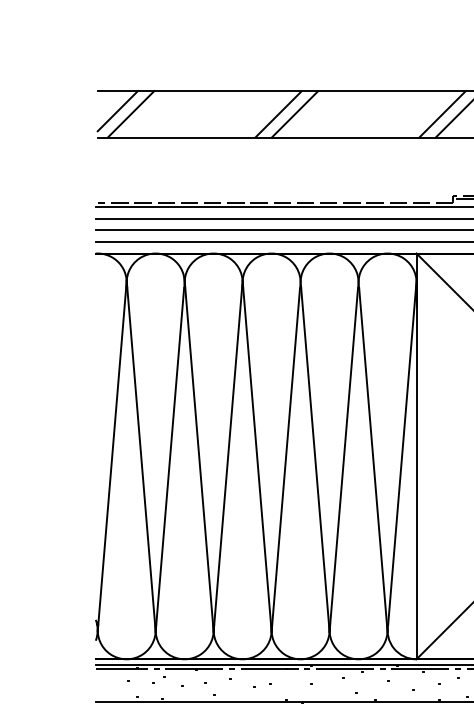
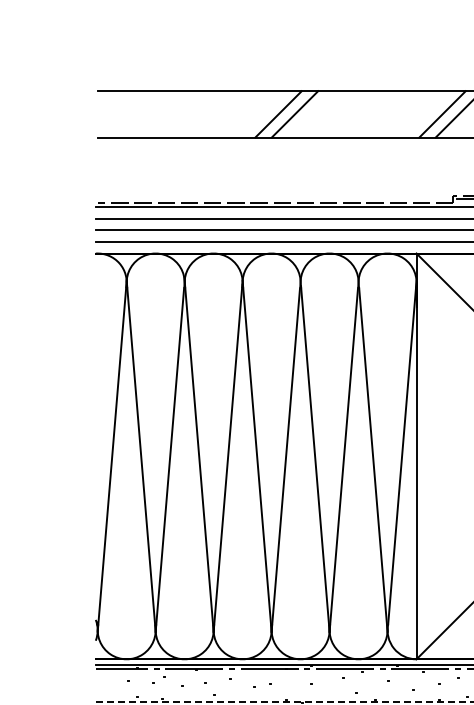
line: present -> none (117, 111)
line: present -> none (130, 114)
line: solid -> dashed (284, 701)
